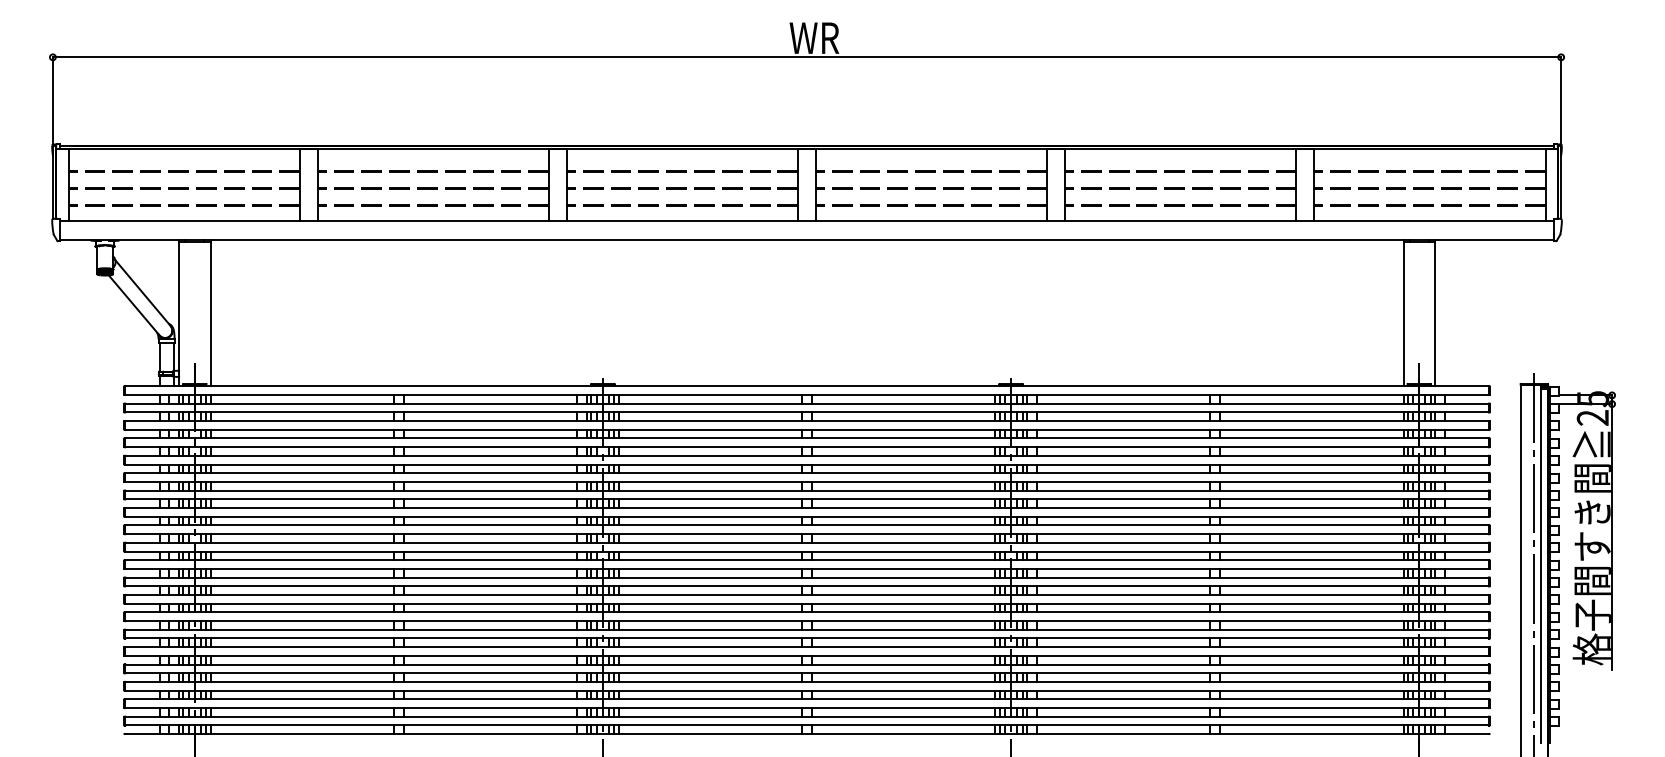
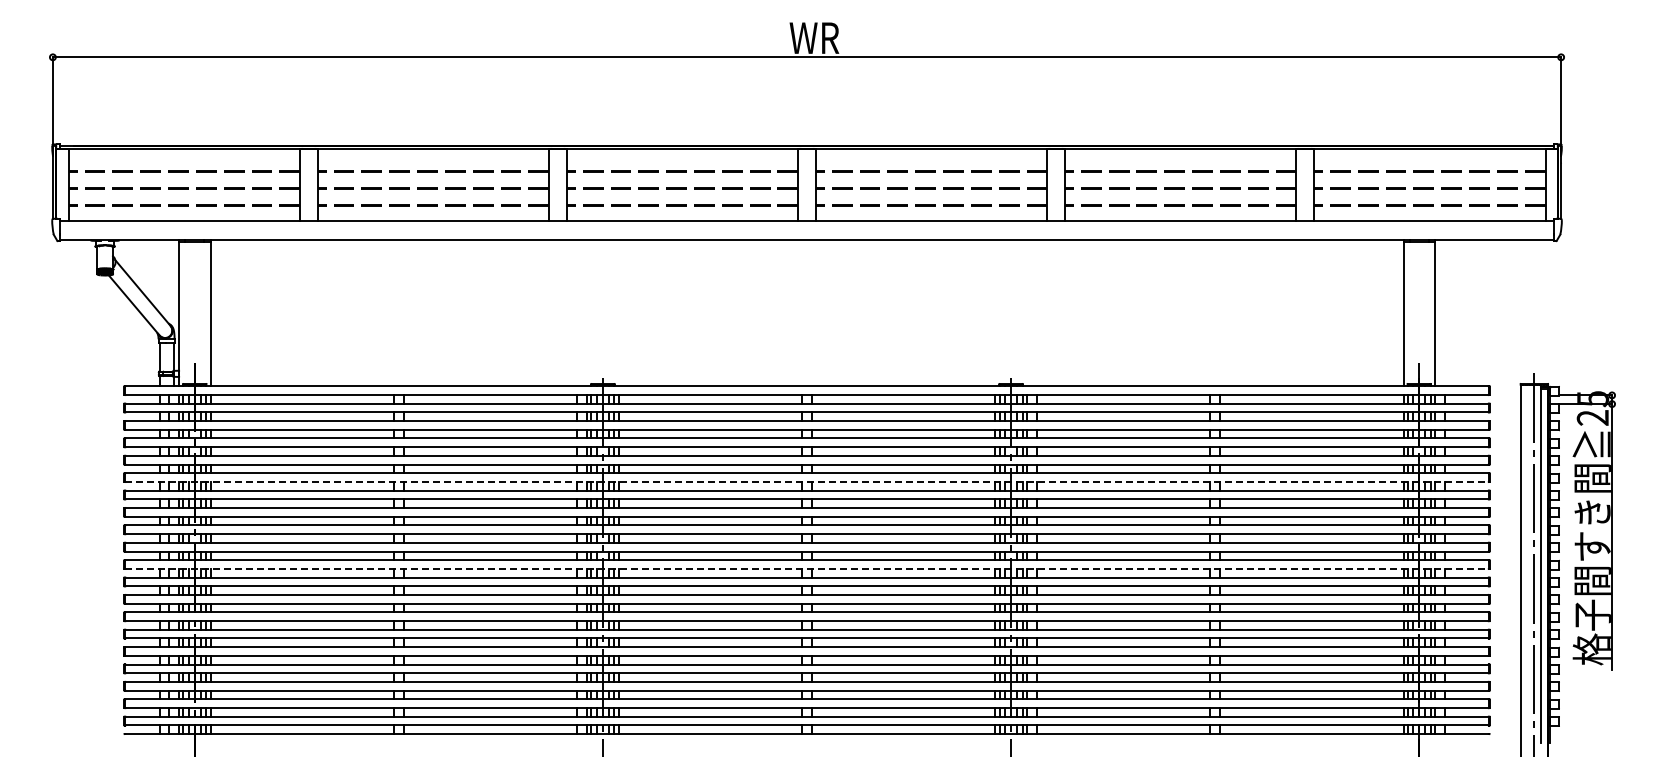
line: solid -> dashed (807, 481)
line: solid -> dashed (807, 568)
